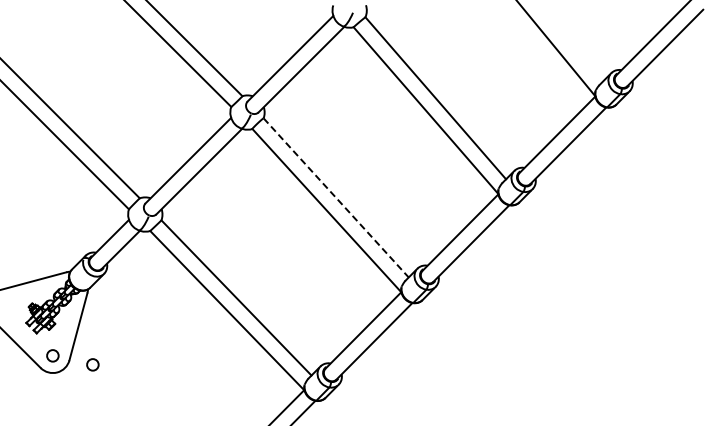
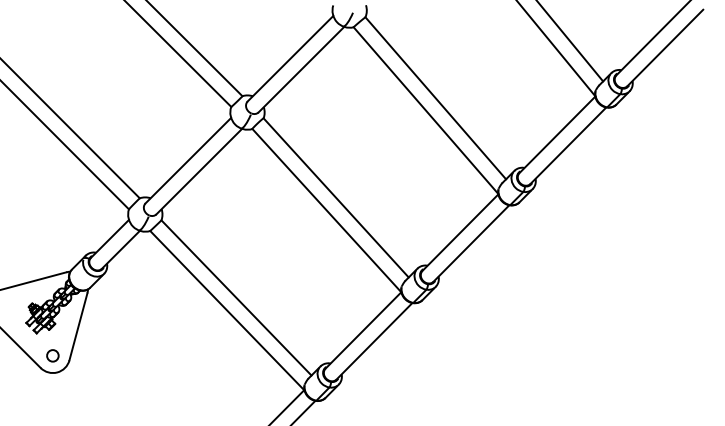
line: none -> present (570, 41)
line: dashed -> solid (336, 197)
circle: present -> none (92, 364)
